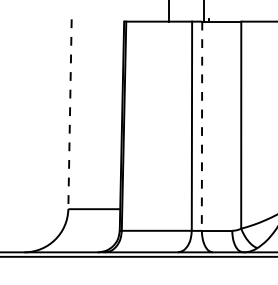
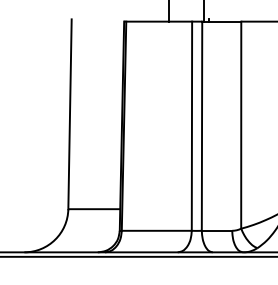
line: dashed -> solid (70, 114)
line: dashed -> solid (202, 126)
